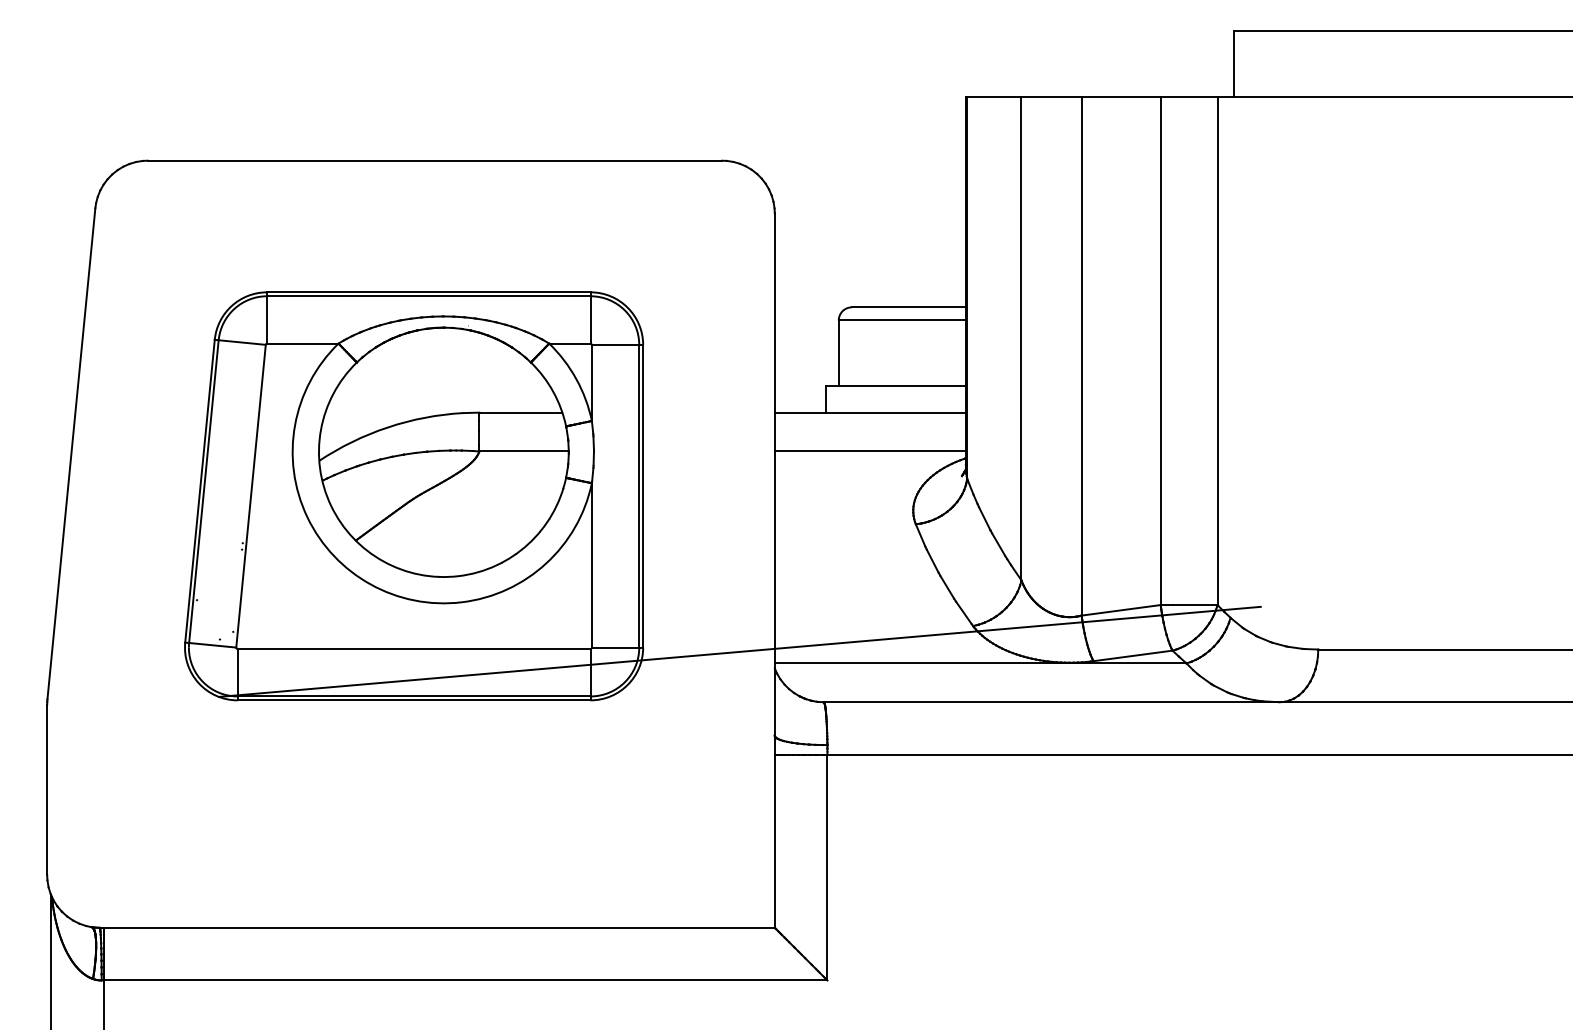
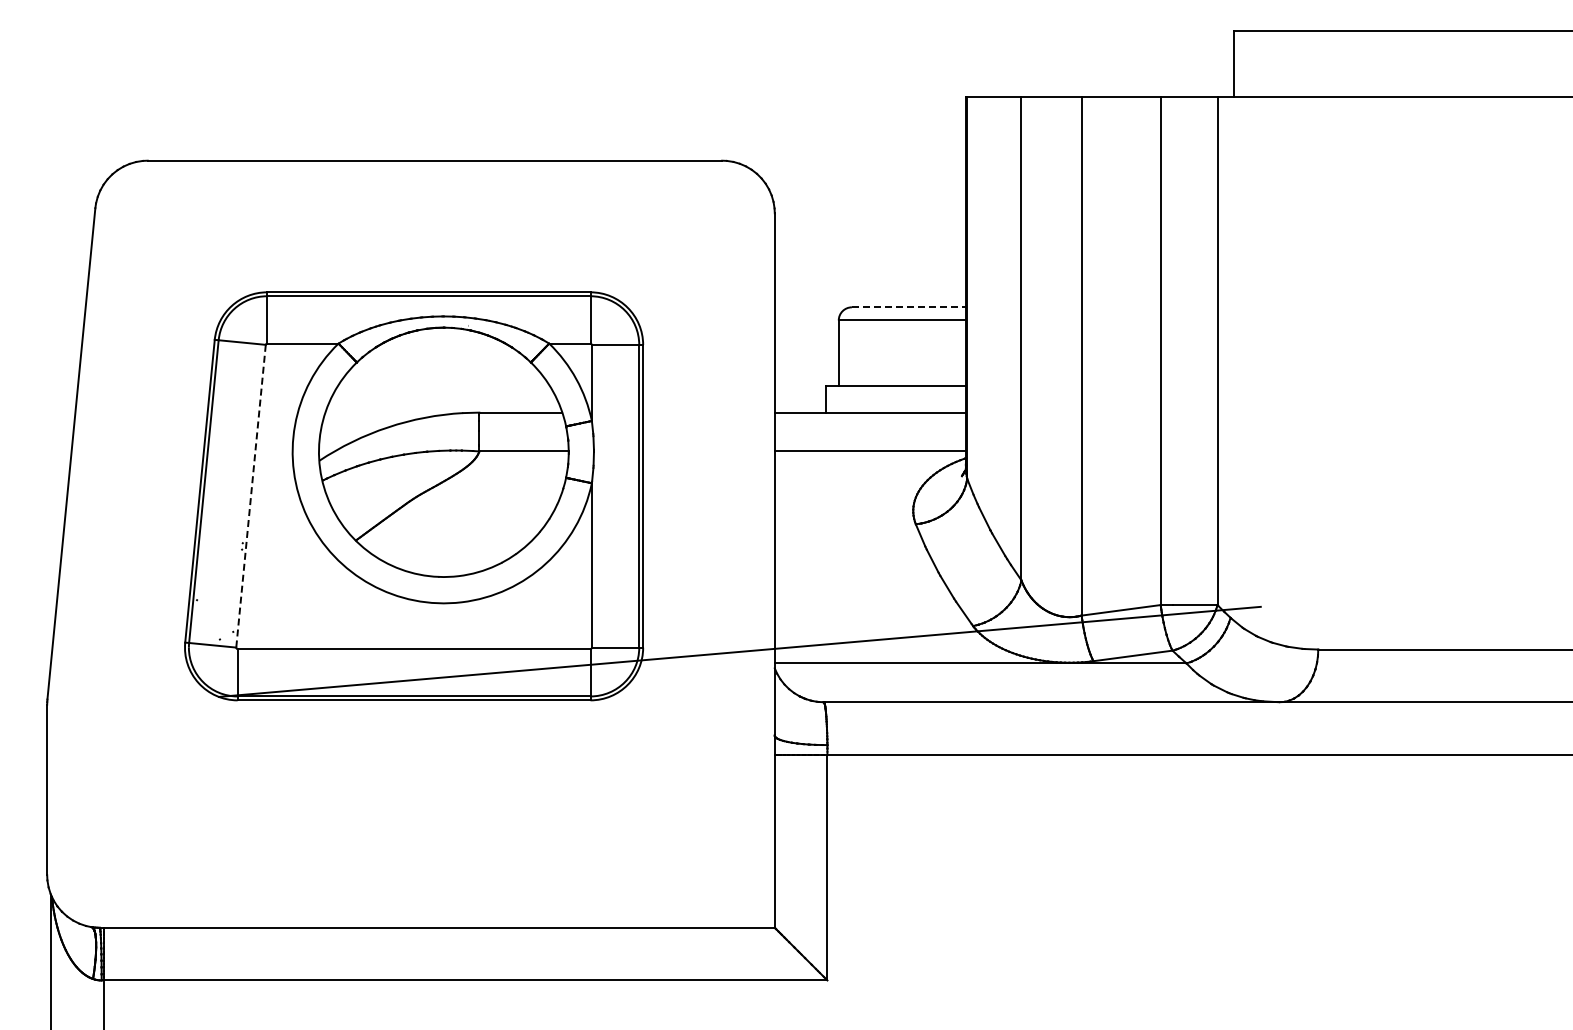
line: solid -> dashed (908, 307)
line: solid -> dashed (250, 496)
